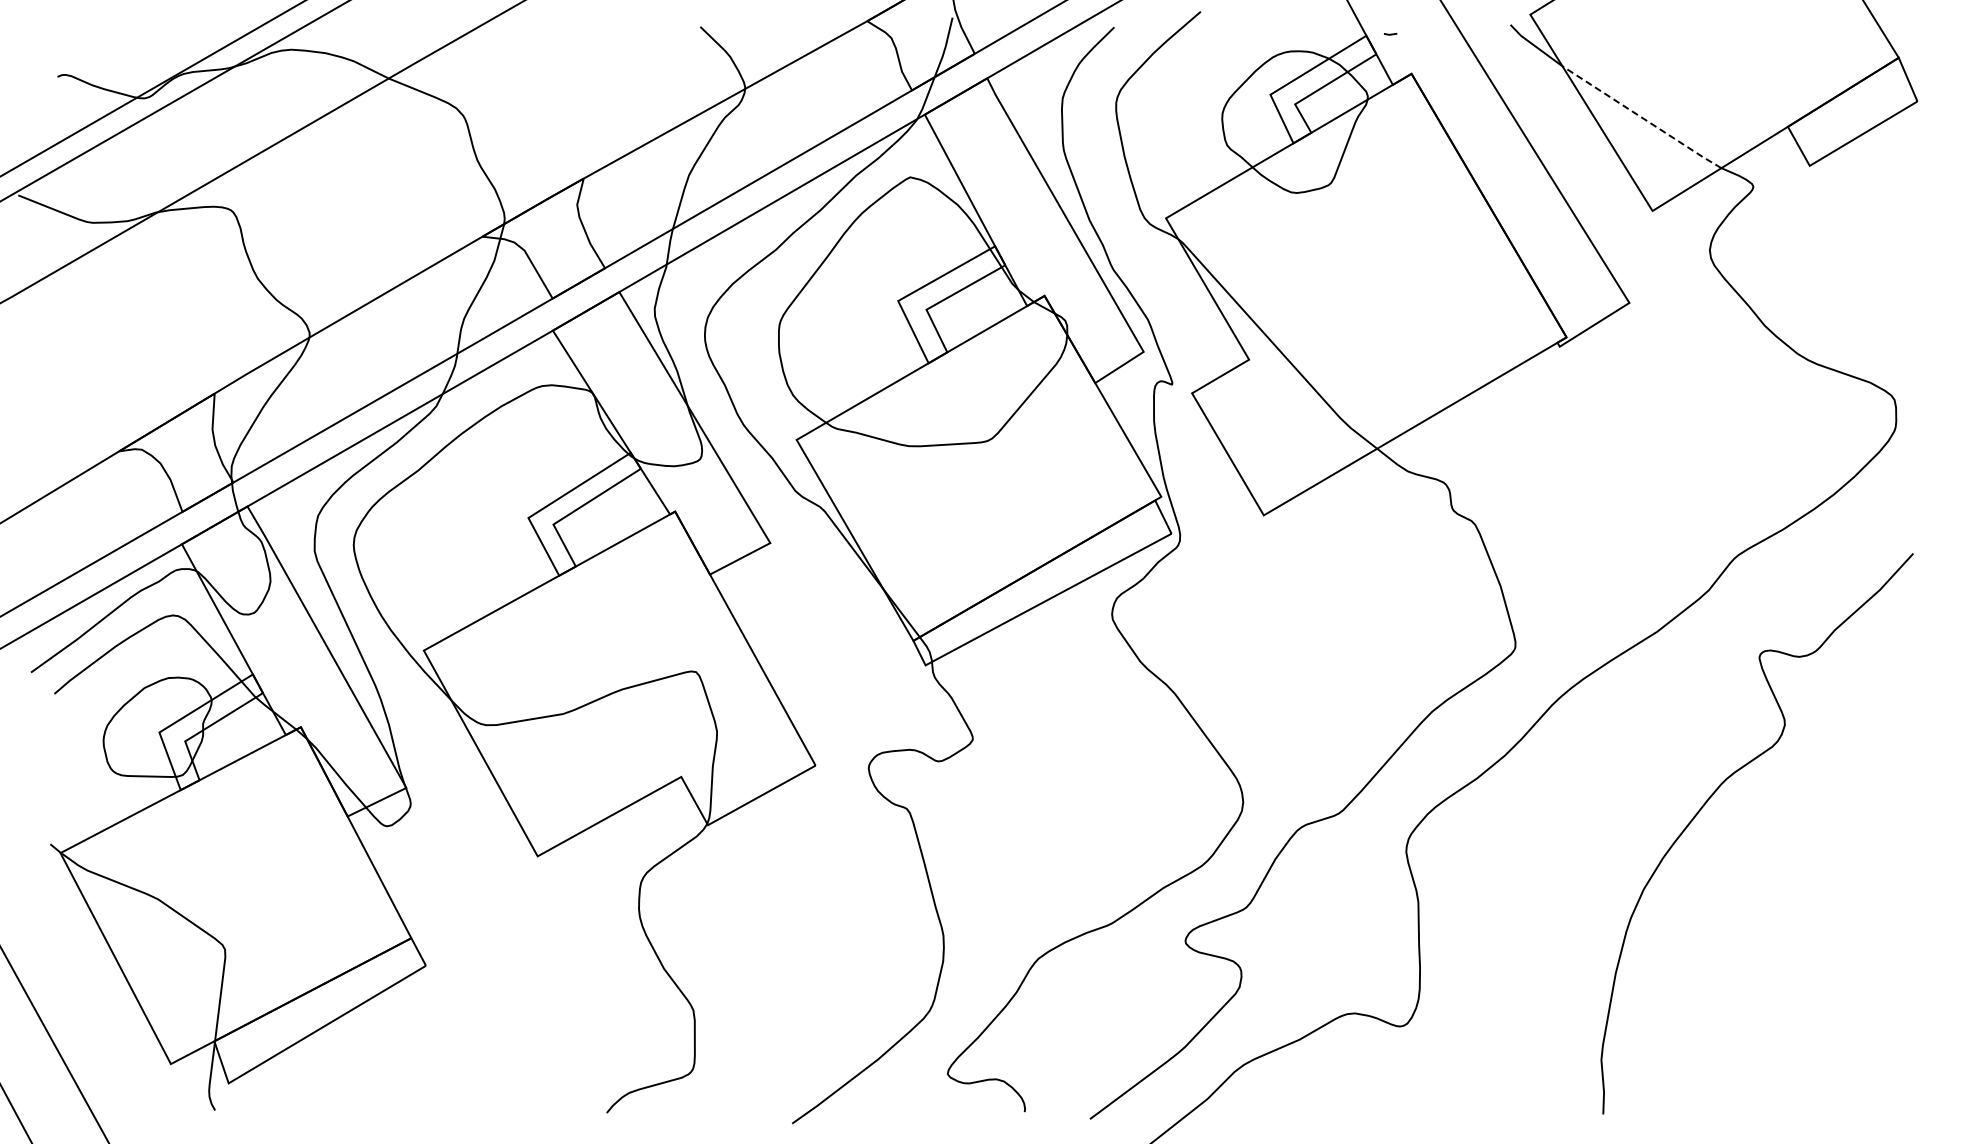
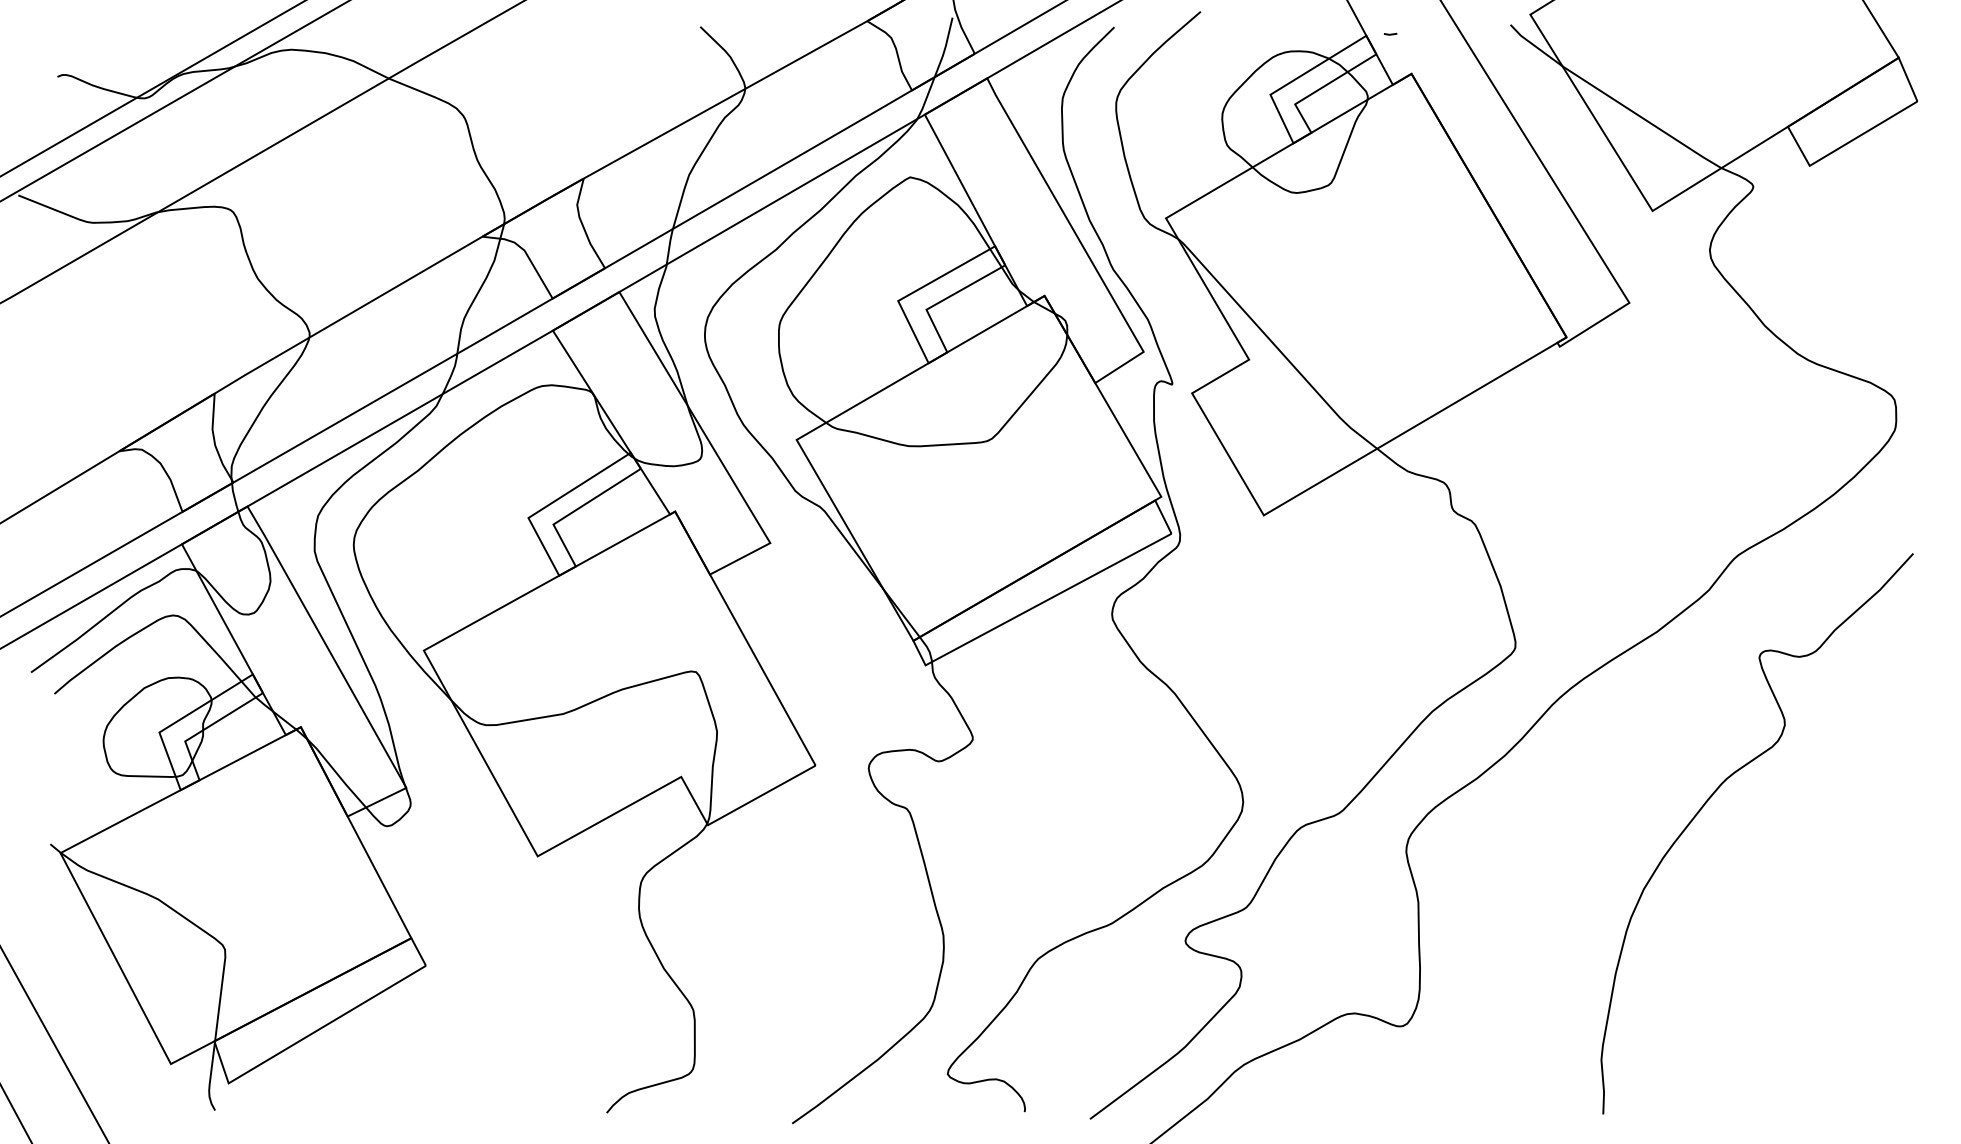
line: dashed -> solid (1642, 117)
